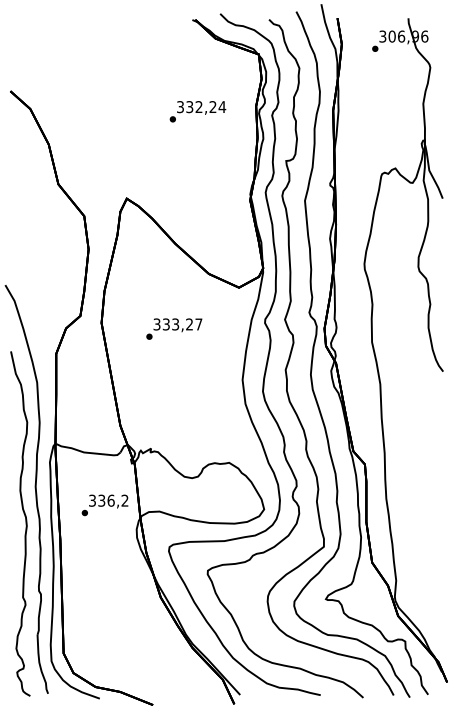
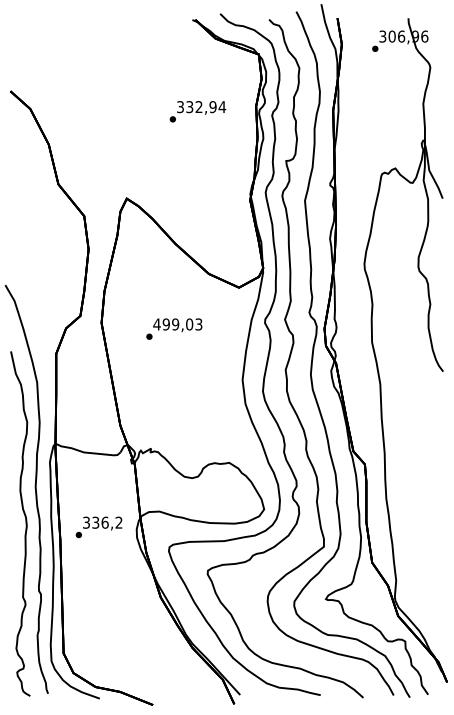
text: 332,24 -> 332,94 (212, 107)
text: 333,27 -> 499,03 (177, 324)
text position: (104, 505) -> (98, 527) (98, 527)
